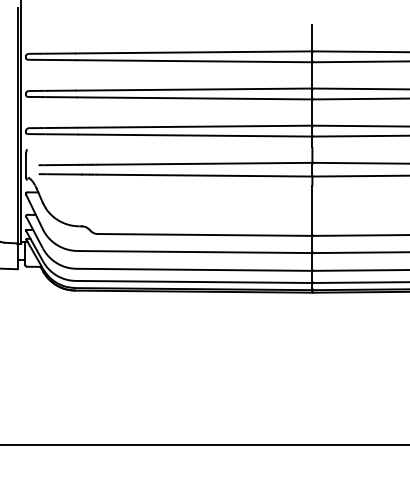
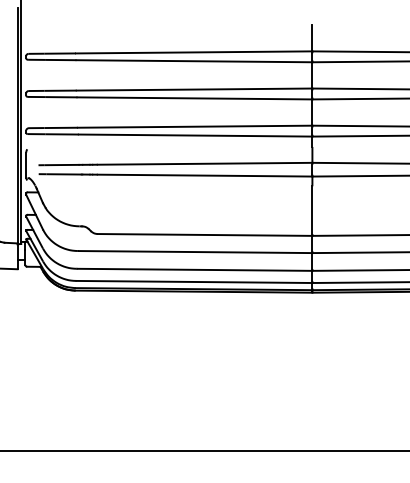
line position: (204, 444) -> (204, 450) (204, 450)
